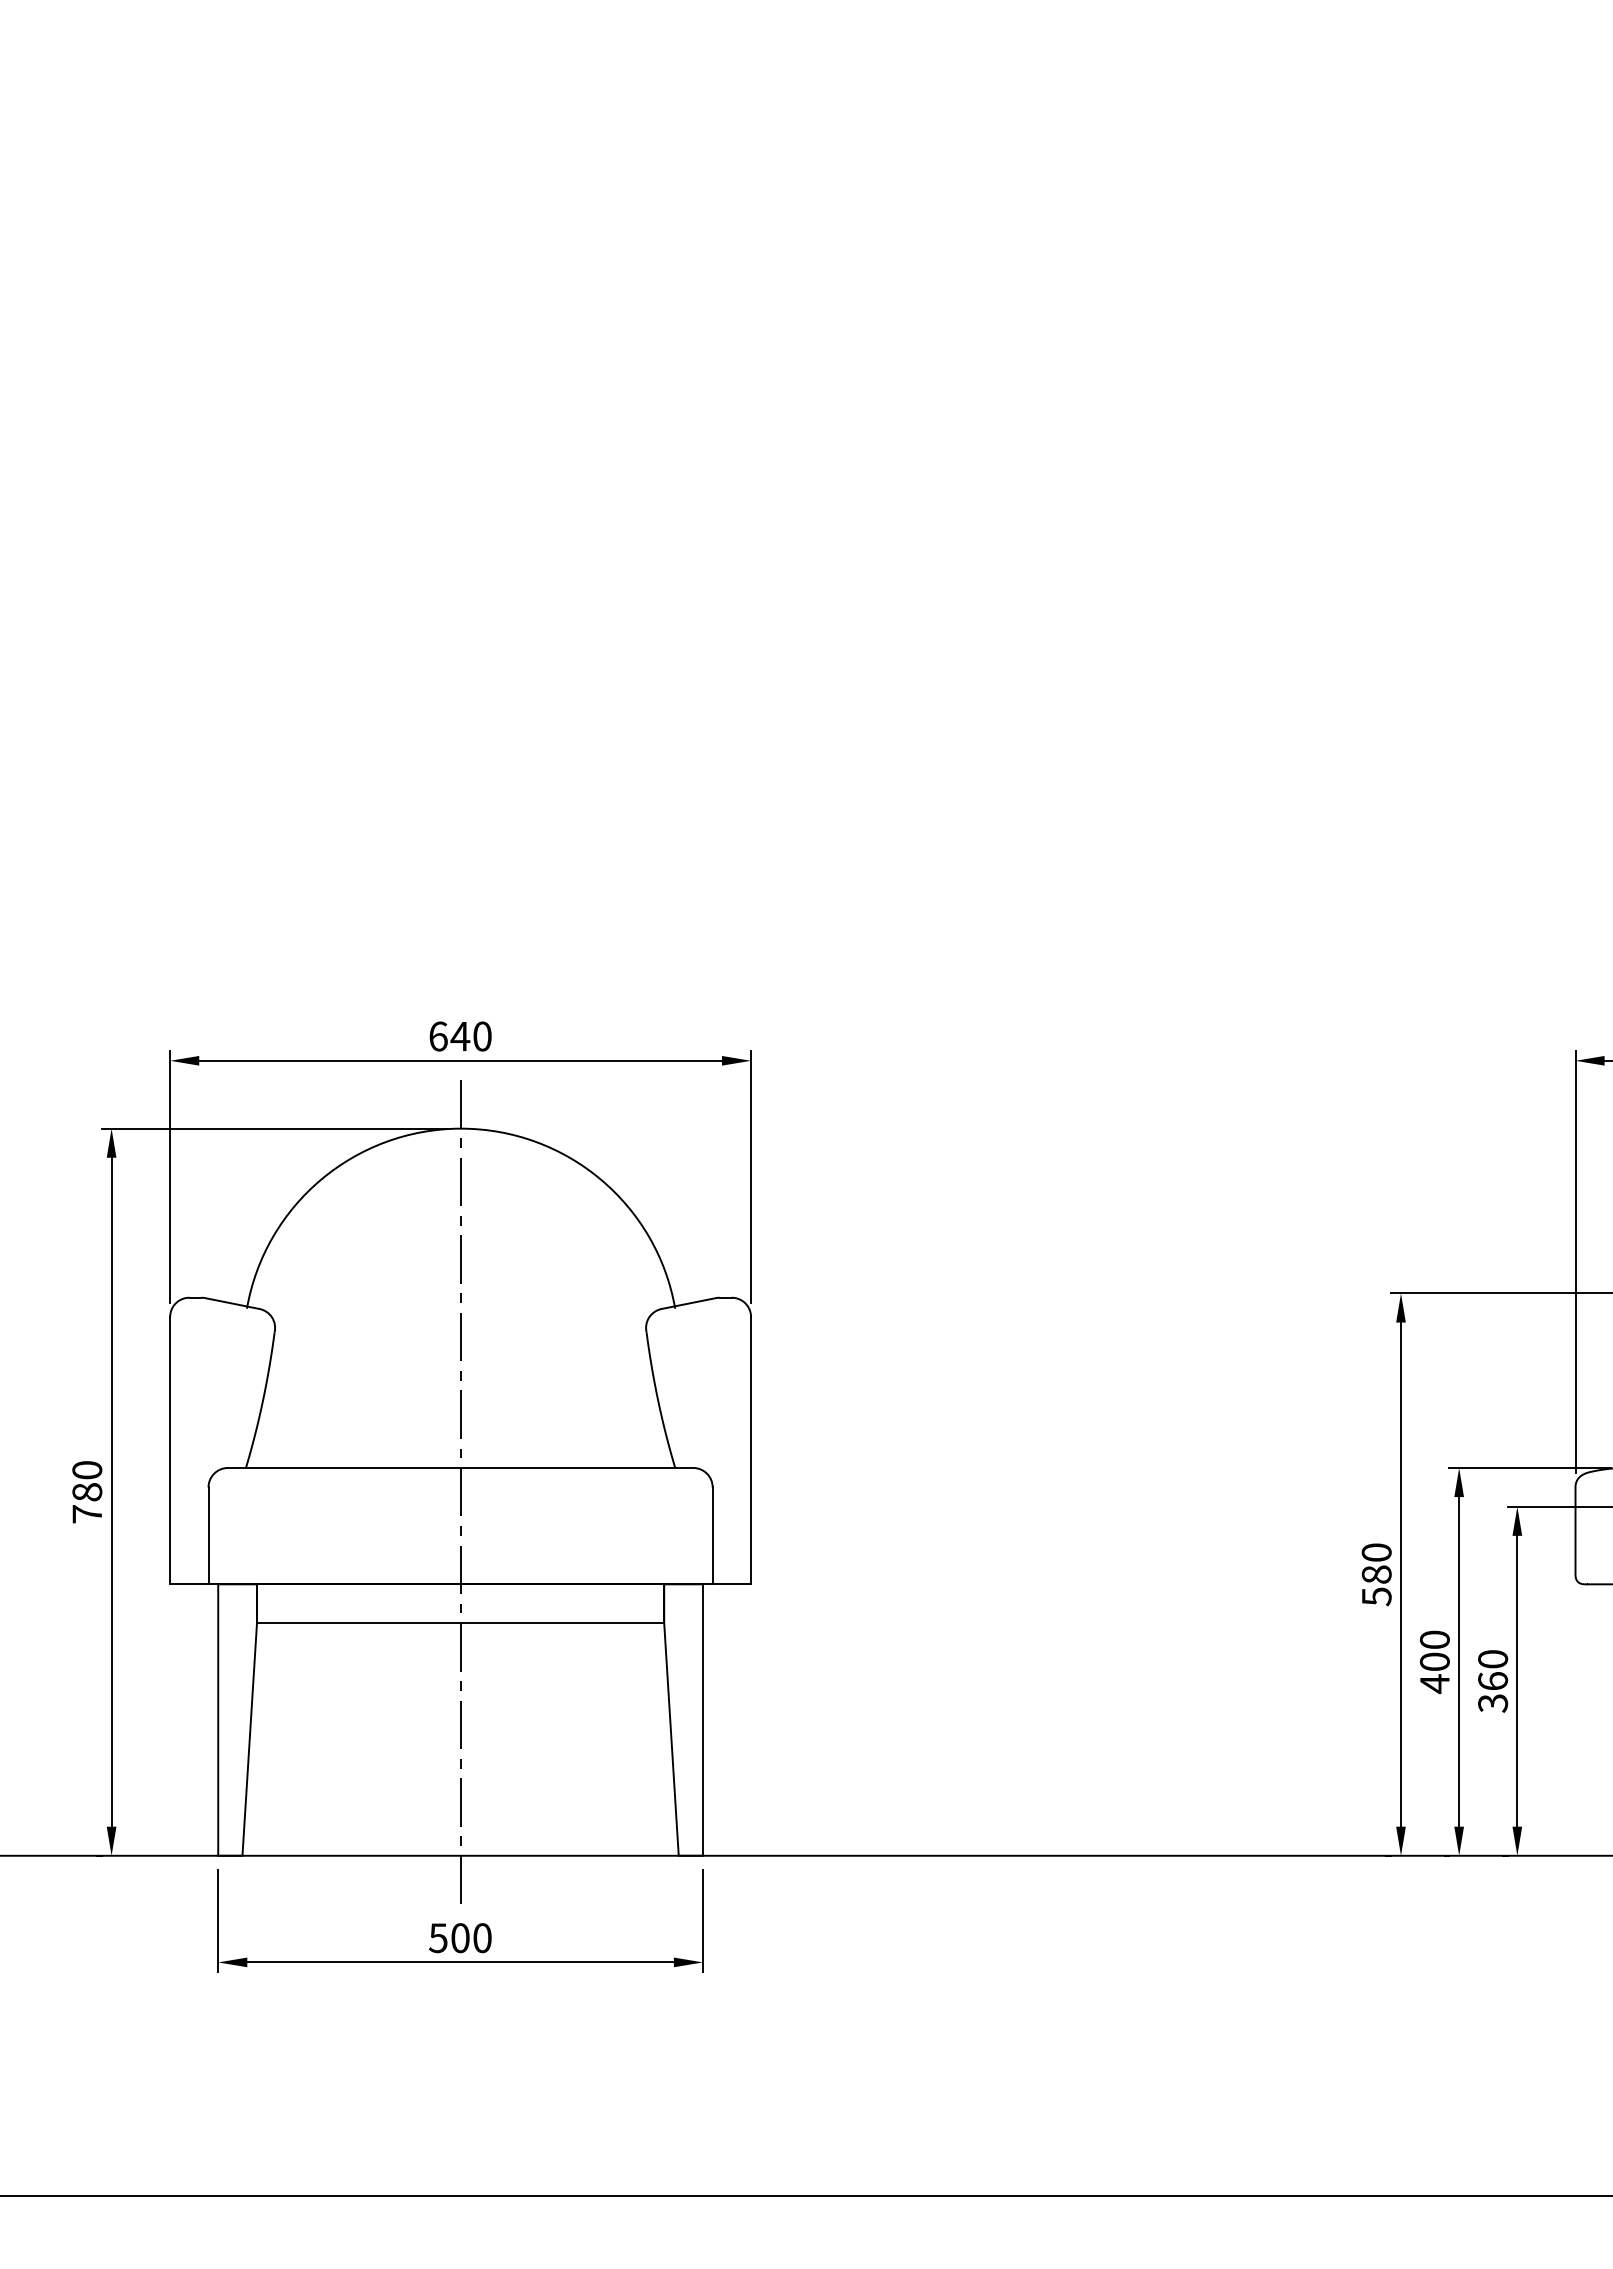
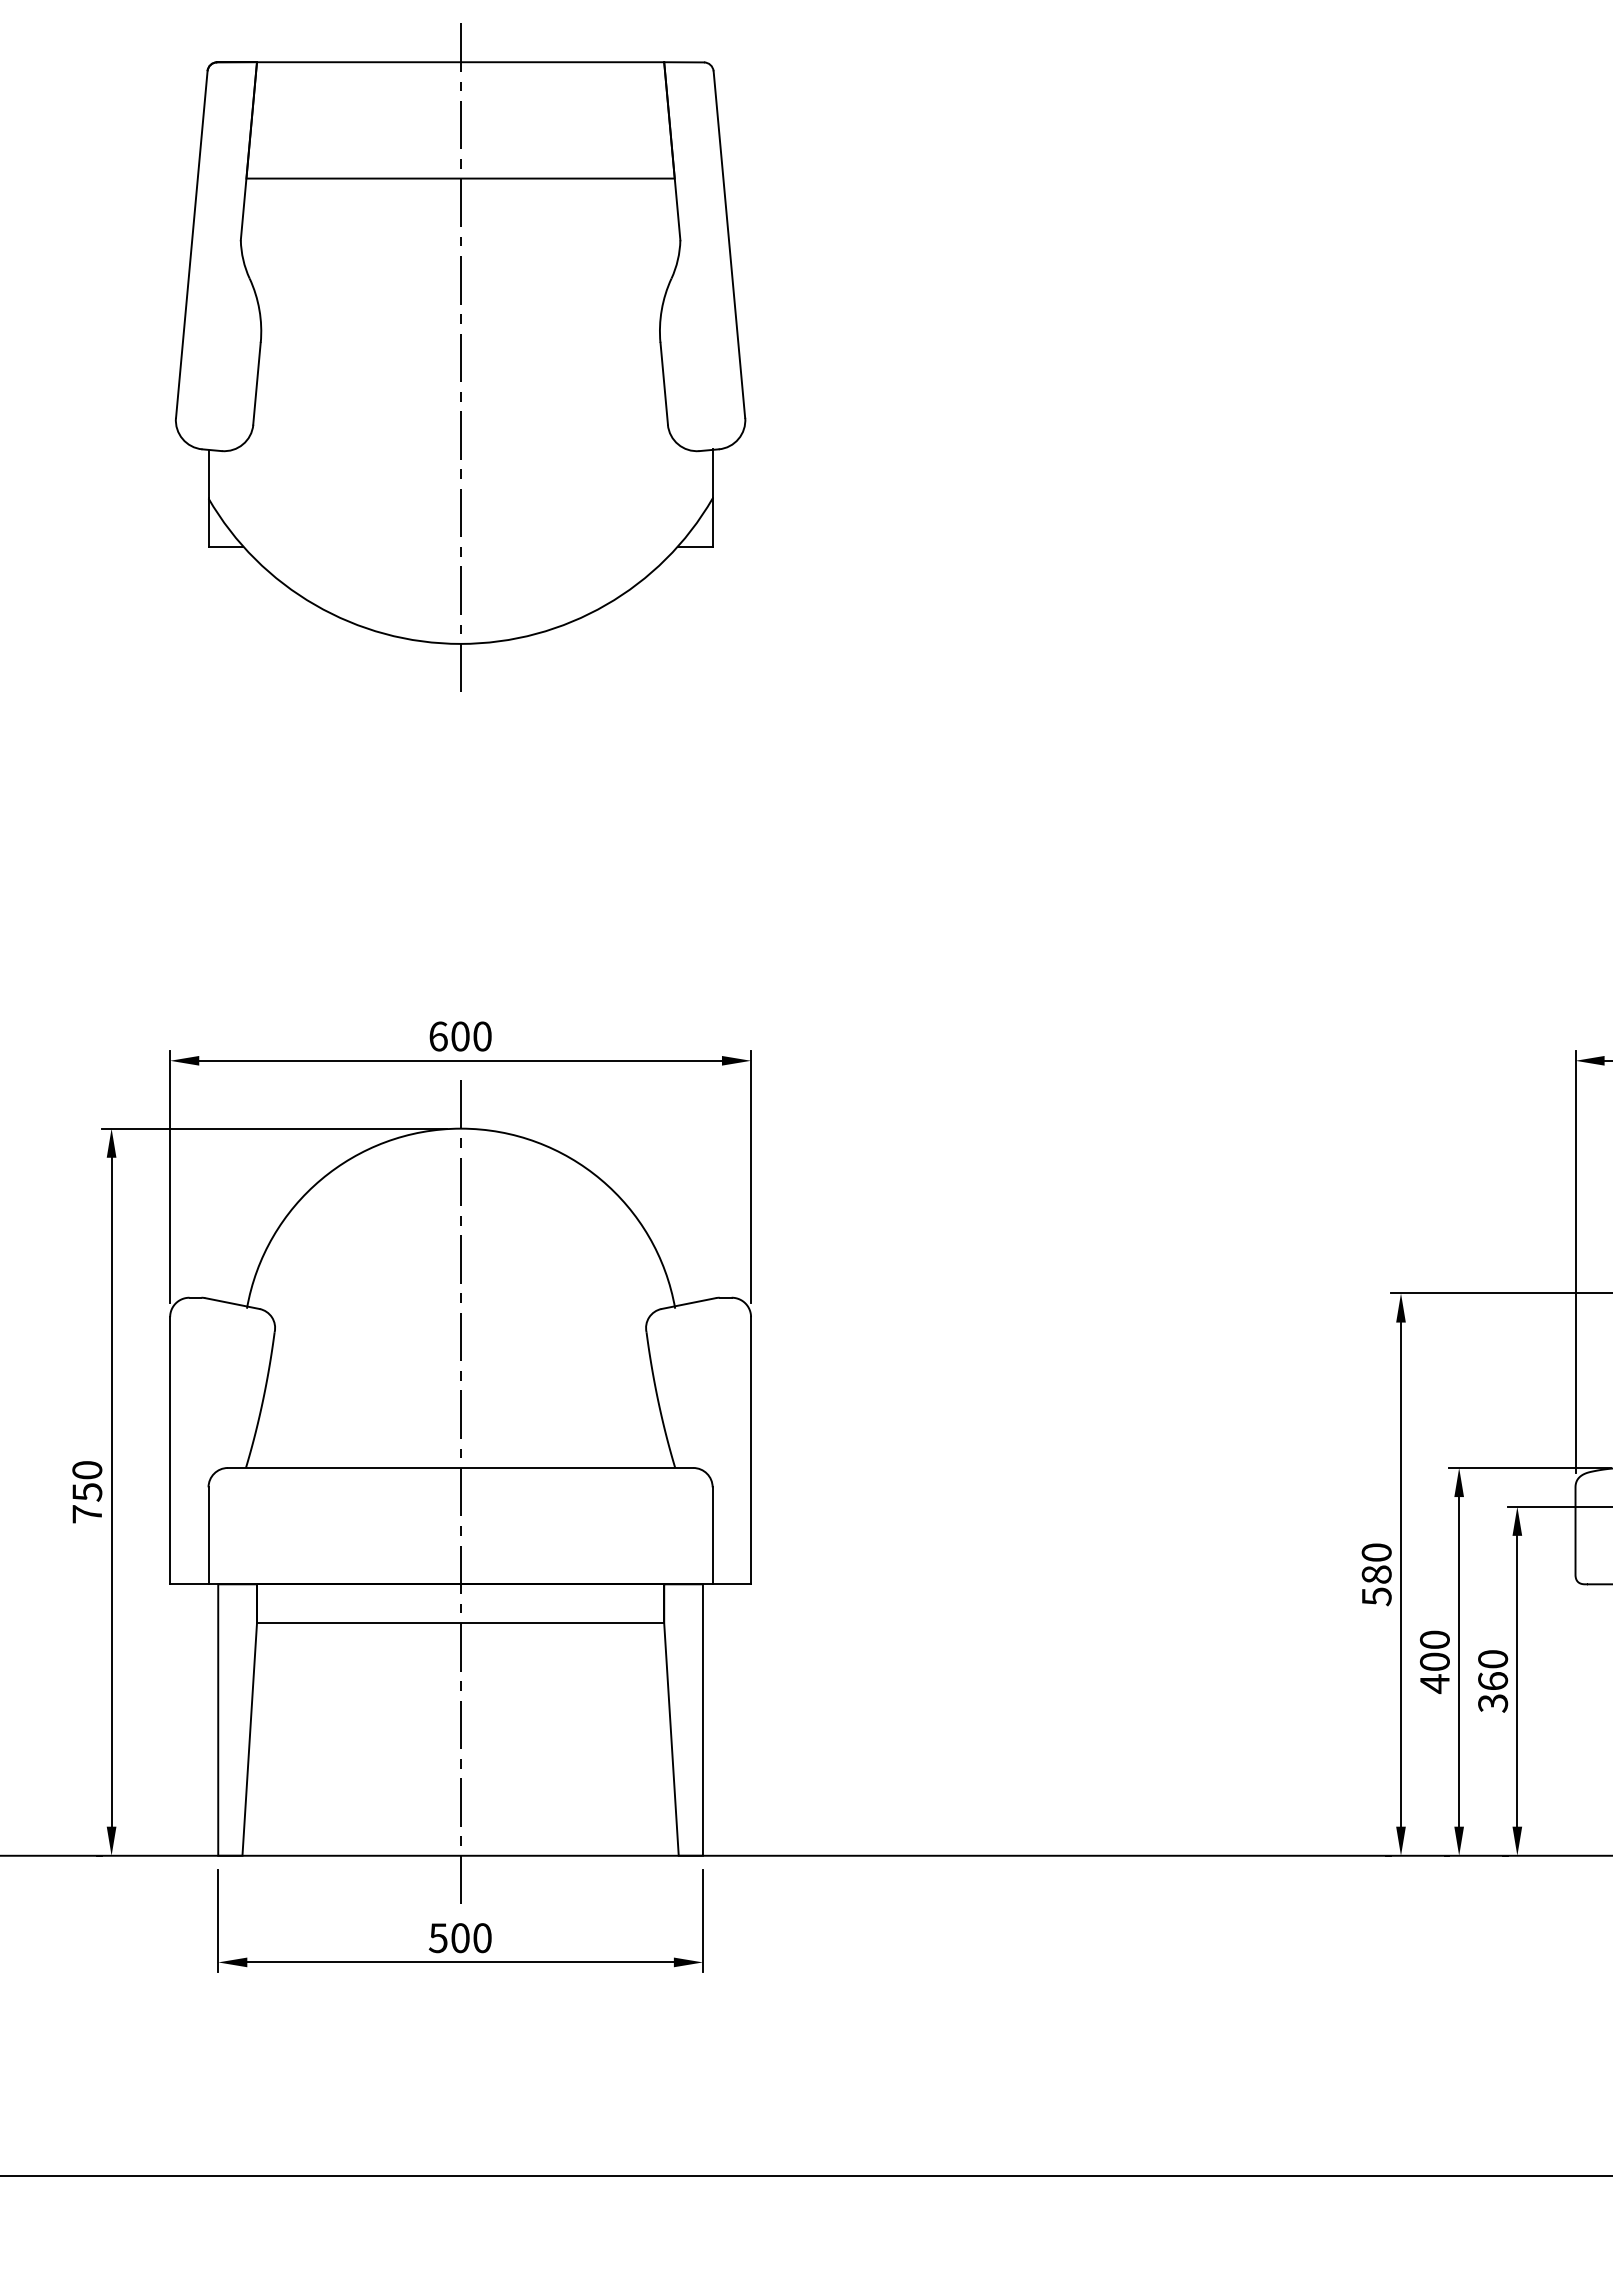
part: none -> present (460, 357)
text: 640 -> 600 (460, 1036)
text: 780 -> 750 (87, 1492)
line position: (805, 2195) -> (805, 2175) (805, 2175)
